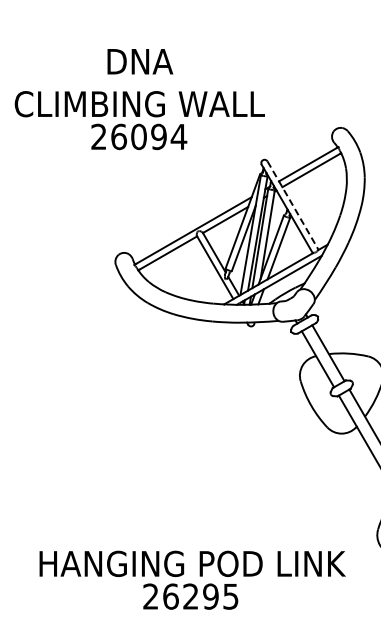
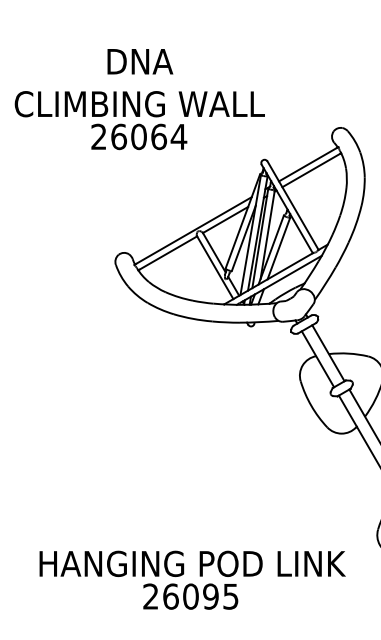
text: 26094 -> 26064 (159, 136)
line: dashed -> solid (293, 206)
text: 26295 -> 26095 (190, 596)
